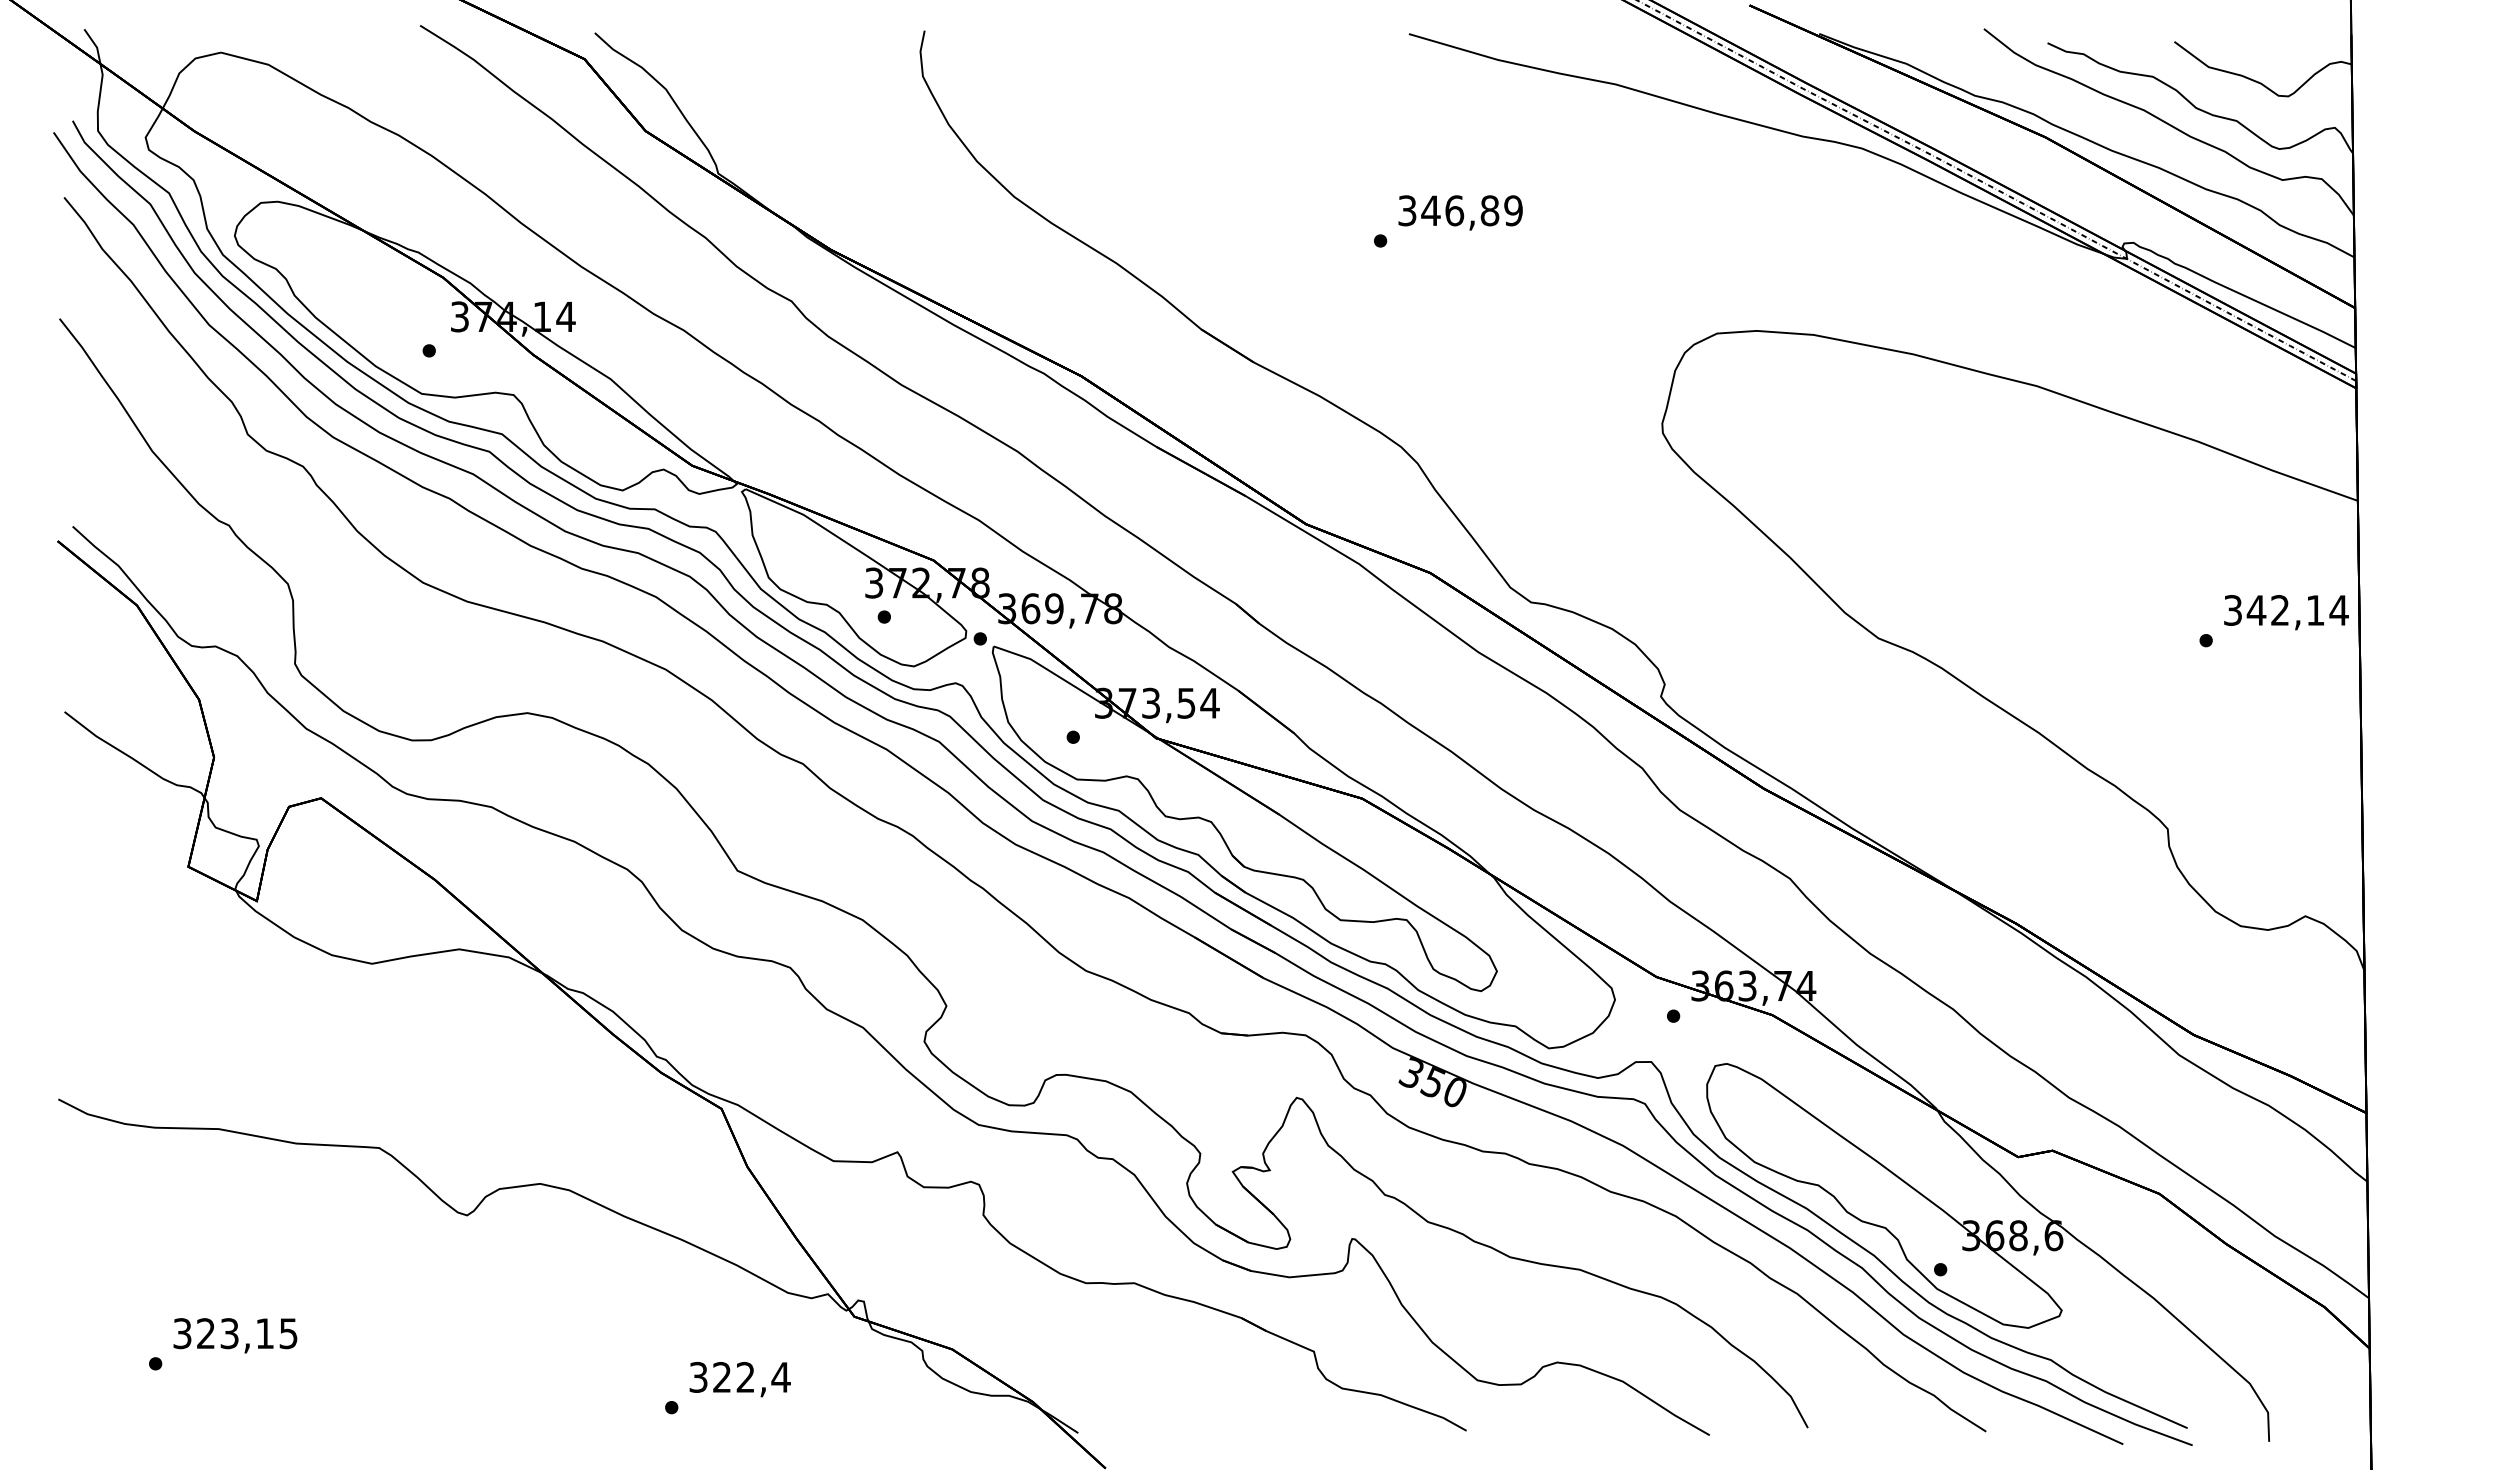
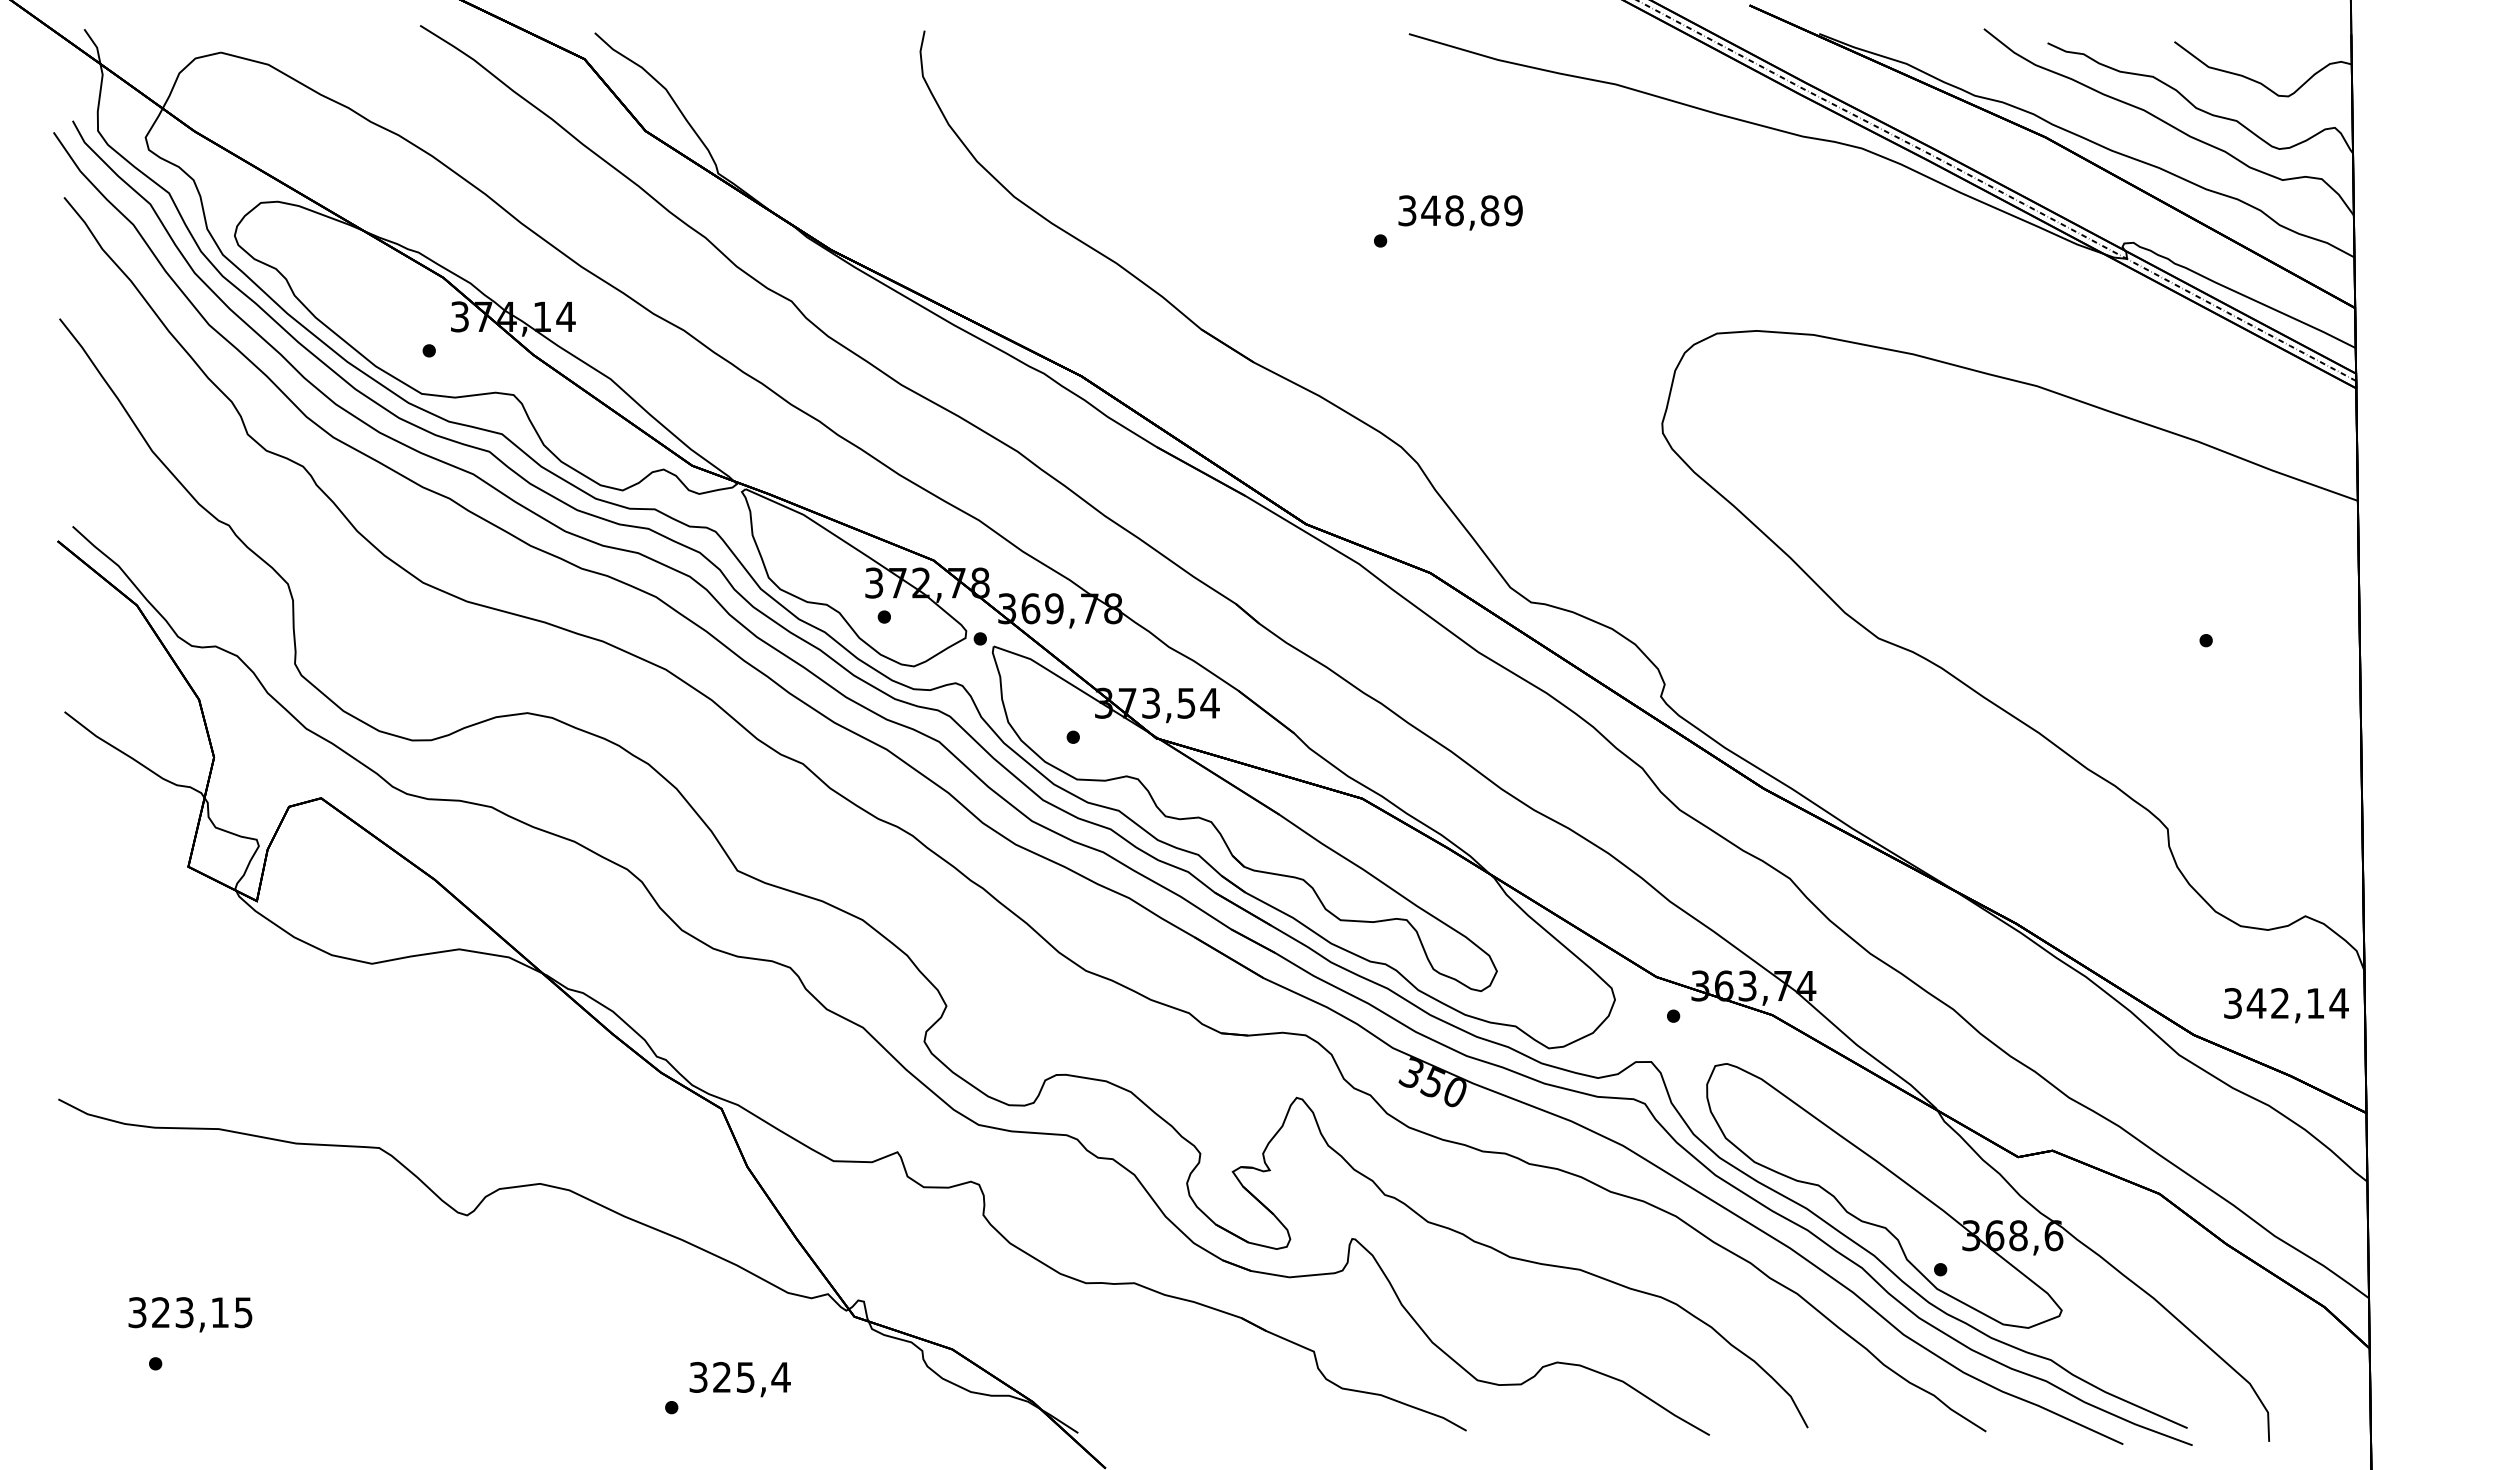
text: 346,89 -> 348,89 (1454, 210)
text position: (2286, 612) -> (2286, 1005) (2286, 1005)
text position: (235, 1335) -> (190, 1314) (190, 1314)
text: 322,4 -> 325,4 (745, 1376)
